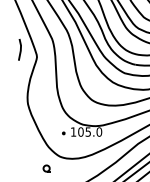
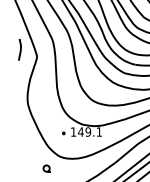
text: 105.0 -> 149.1 (89, 131)
